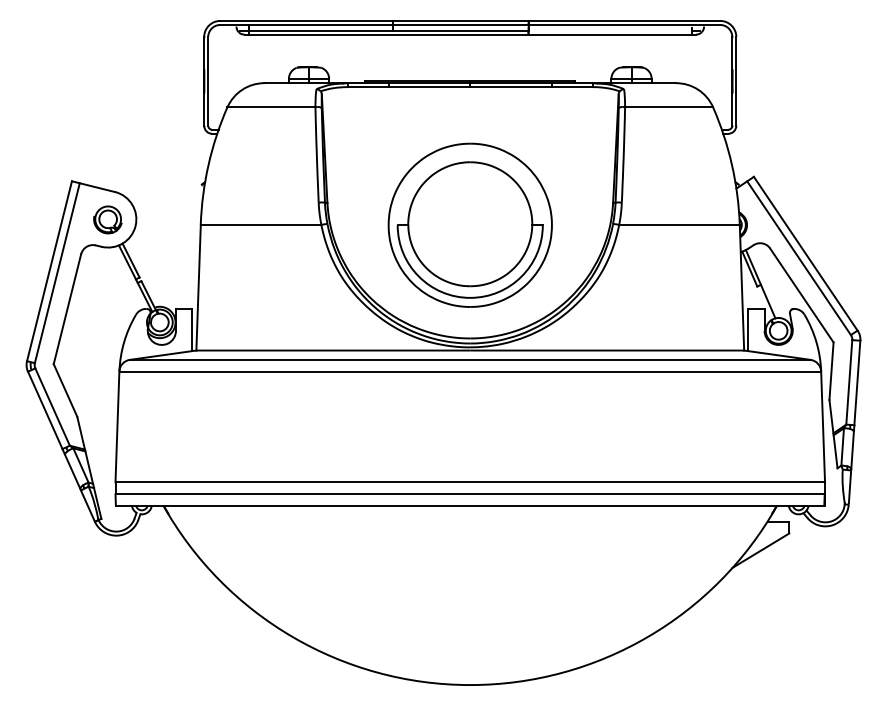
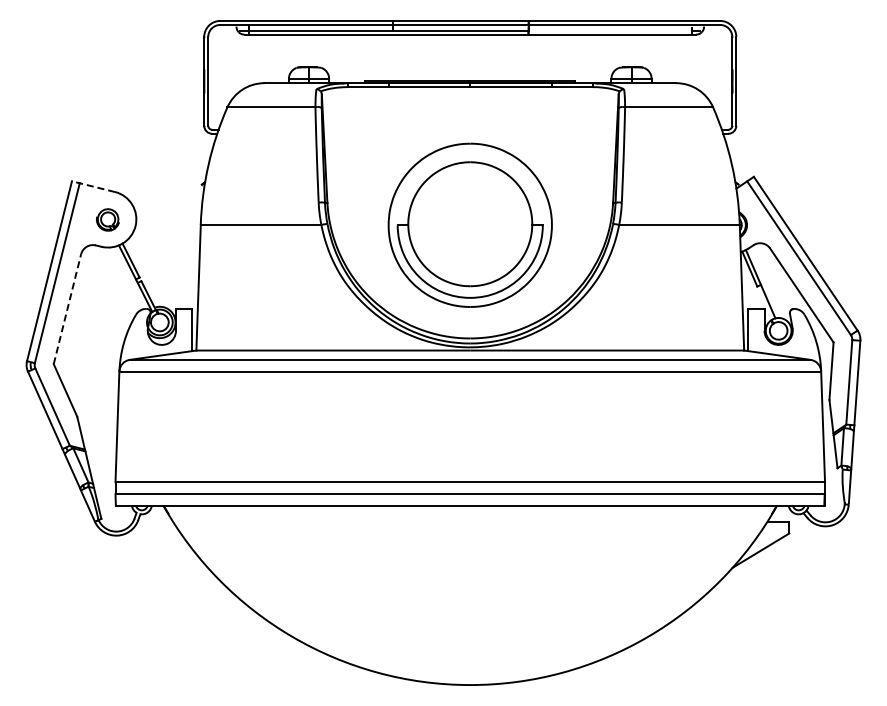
line: solid -> dashed (92, 186)
part size: 30x30 px -> 24x24 px (107, 219)
line: solid -> dashed (67, 309)
